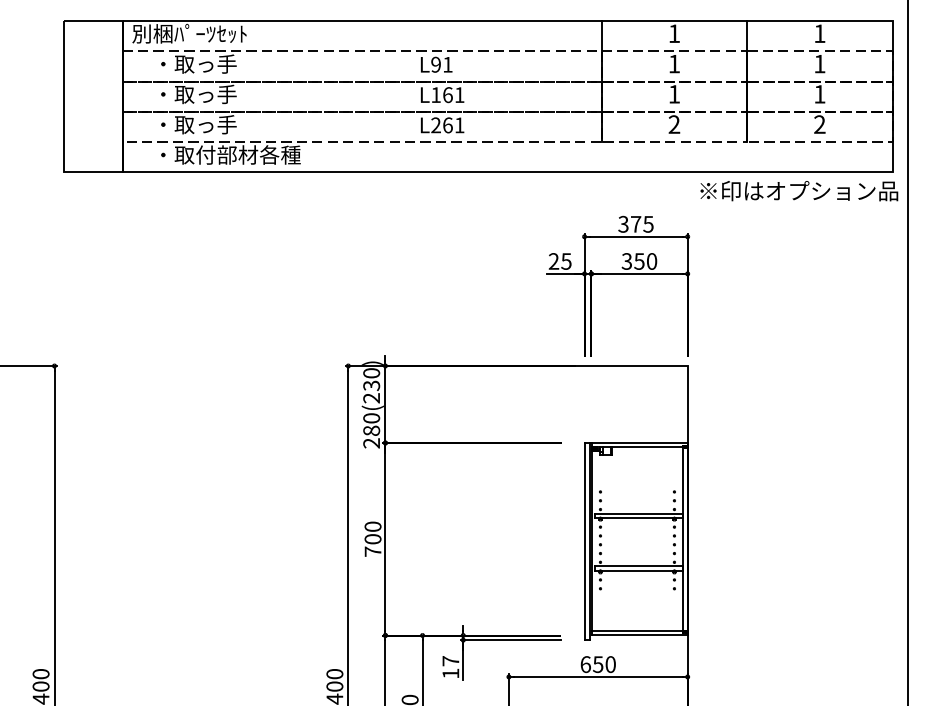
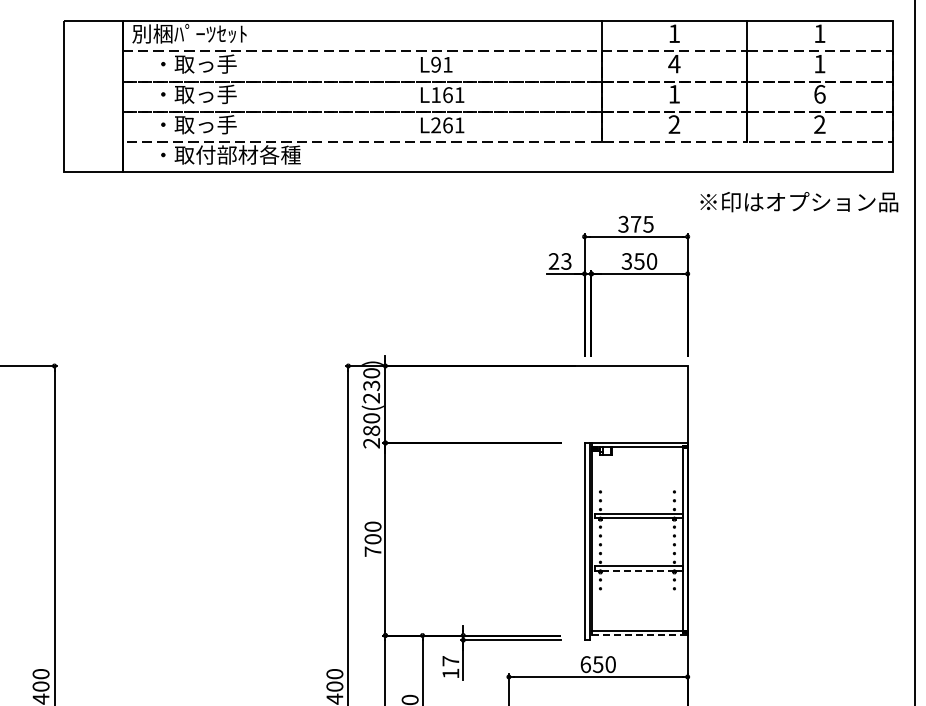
text: 1 -> 4 (674, 64)
text: 1 -> 6 (819, 94)
text position: (799, 191) -> (799, 202) (799, 202)
text: 25 -> 23 (566, 261)
line position: (907, 352) -> (914, 352) (914, 352)
line: solid -> dashed (637, 570)
line: solid -> dashed (639, 635)
